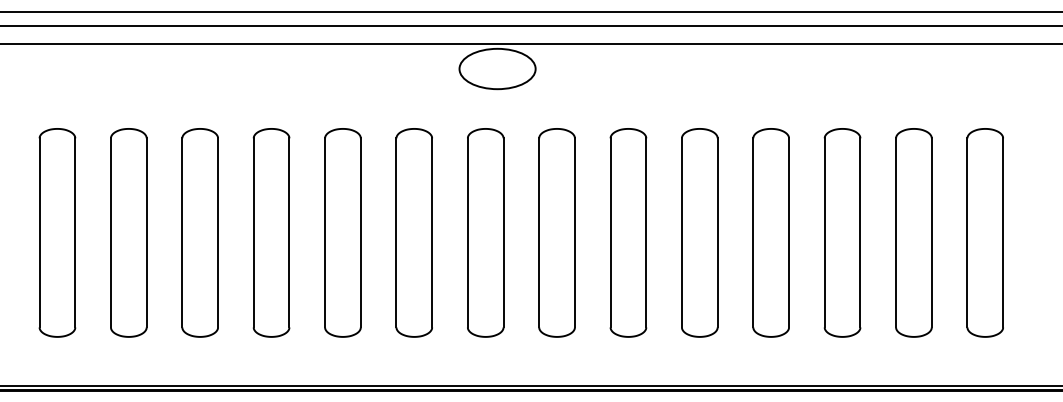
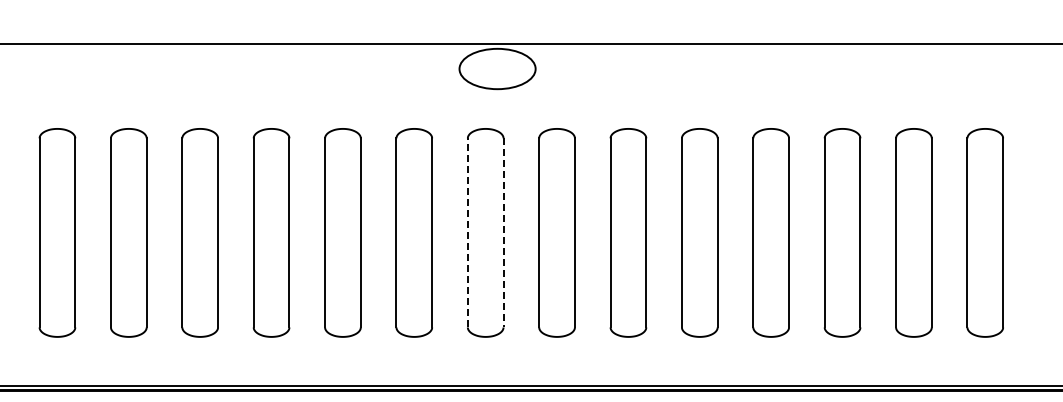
line: present -> none (530, 12)
line: present -> none (530, 26)
line: solid -> dashed (467, 232)
line: solid -> dashed (503, 232)
